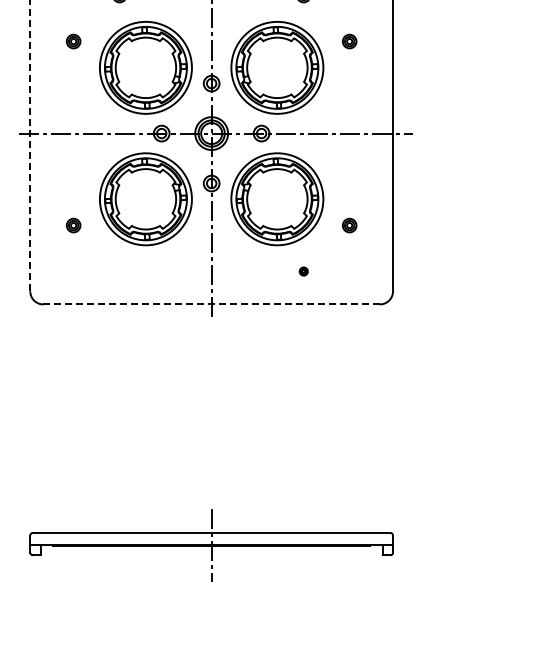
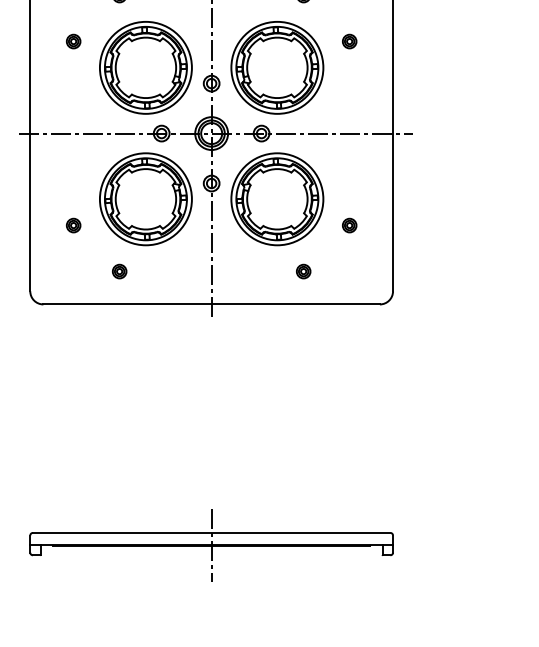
line: dashed -> solid (30, 146)
part: none -> present (119, 271)
part size: 11x11 px -> 16x17 px (303, 271)
line: dashed -> solid (211, 304)
